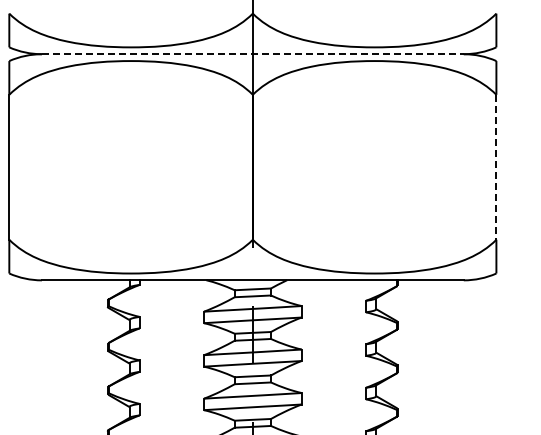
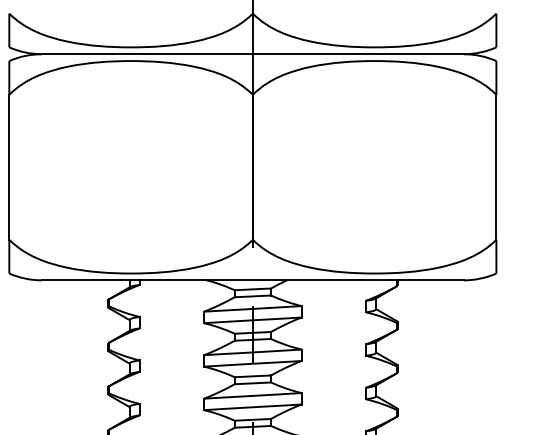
line: dashed -> solid (252, 54)
line: dashed -> solid (496, 167)
